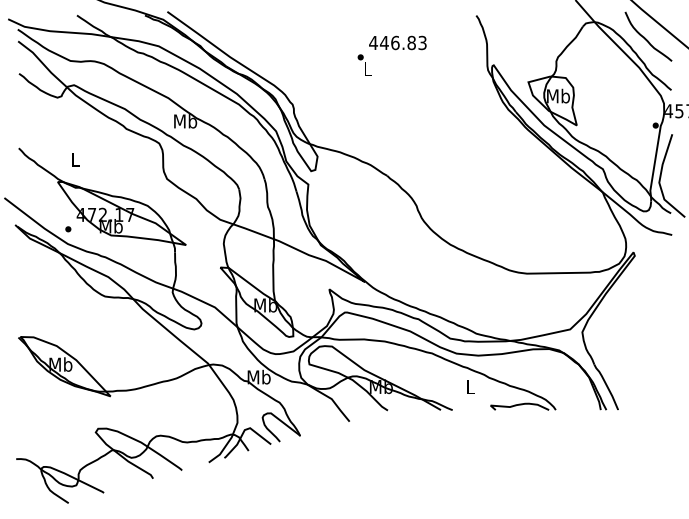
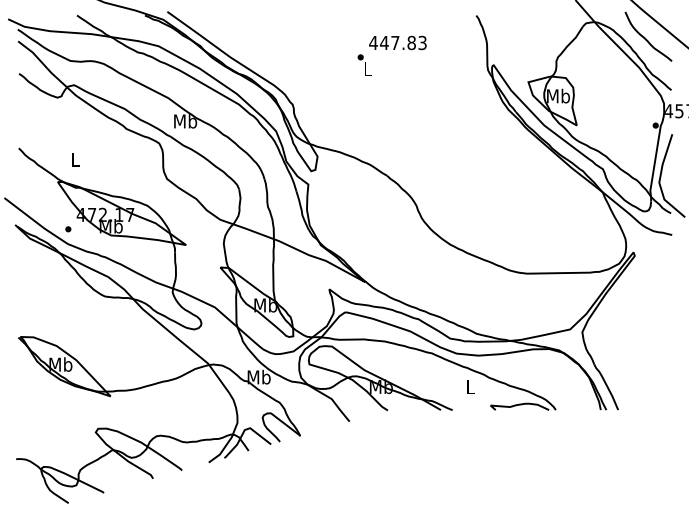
text: 446.83 -> 447.83 (395, 42)
